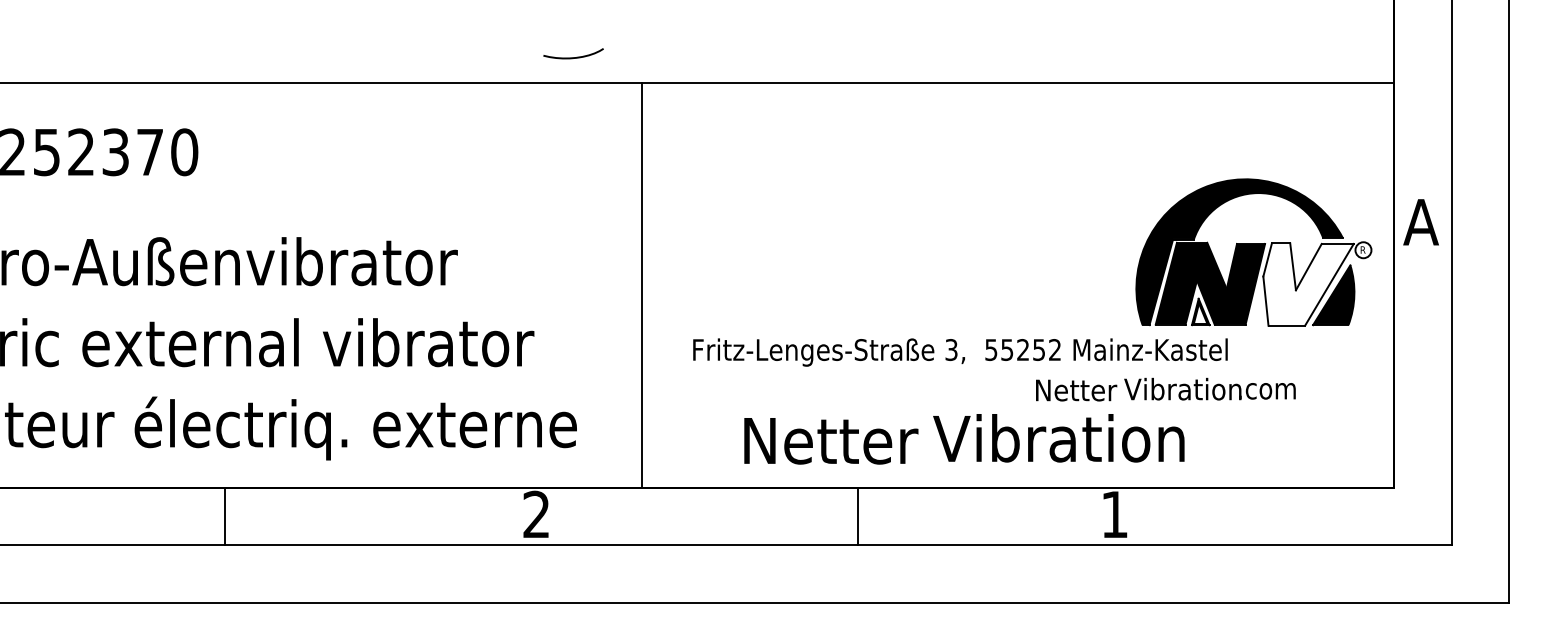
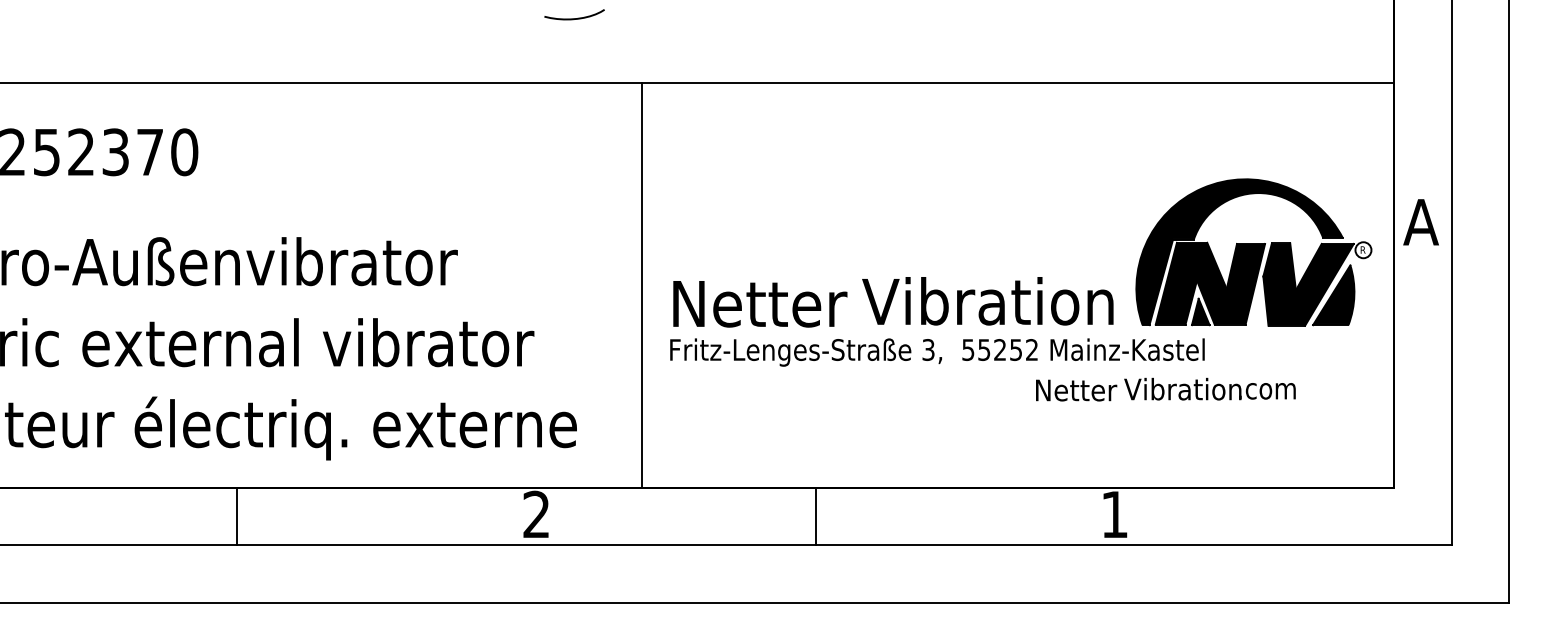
curve position: (573, 57) -> (574, 18) (574, 18)
fill: none -> present (1308, 284)
fill: none -> present (1200, 313)
text position: (960, 352) -> (937, 352) (937, 352)
text position: (964, 439) -> (893, 302) (893, 302)
line position: (225, 516) -> (237, 516) (237, 516)
line position: (857, 516) -> (815, 516) (815, 516)
